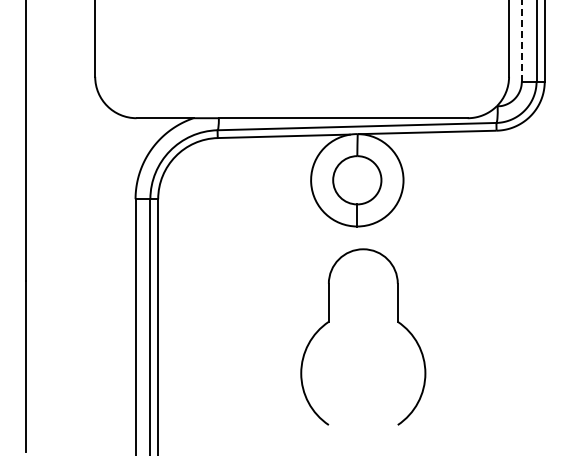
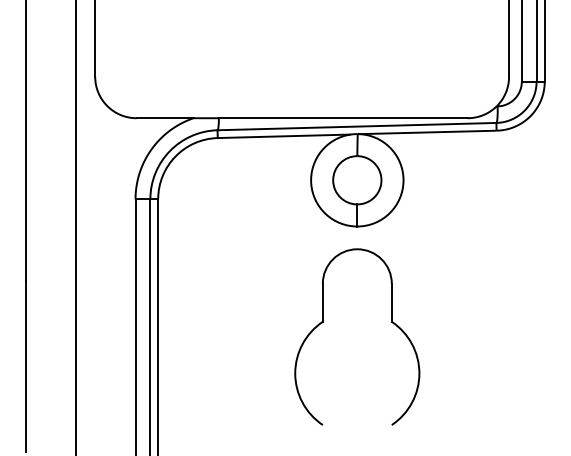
line: dashed -> solid (521, 40)
line: none -> present (75, 227)
part position: (329, 322) -> (323, 322) (323, 322)
